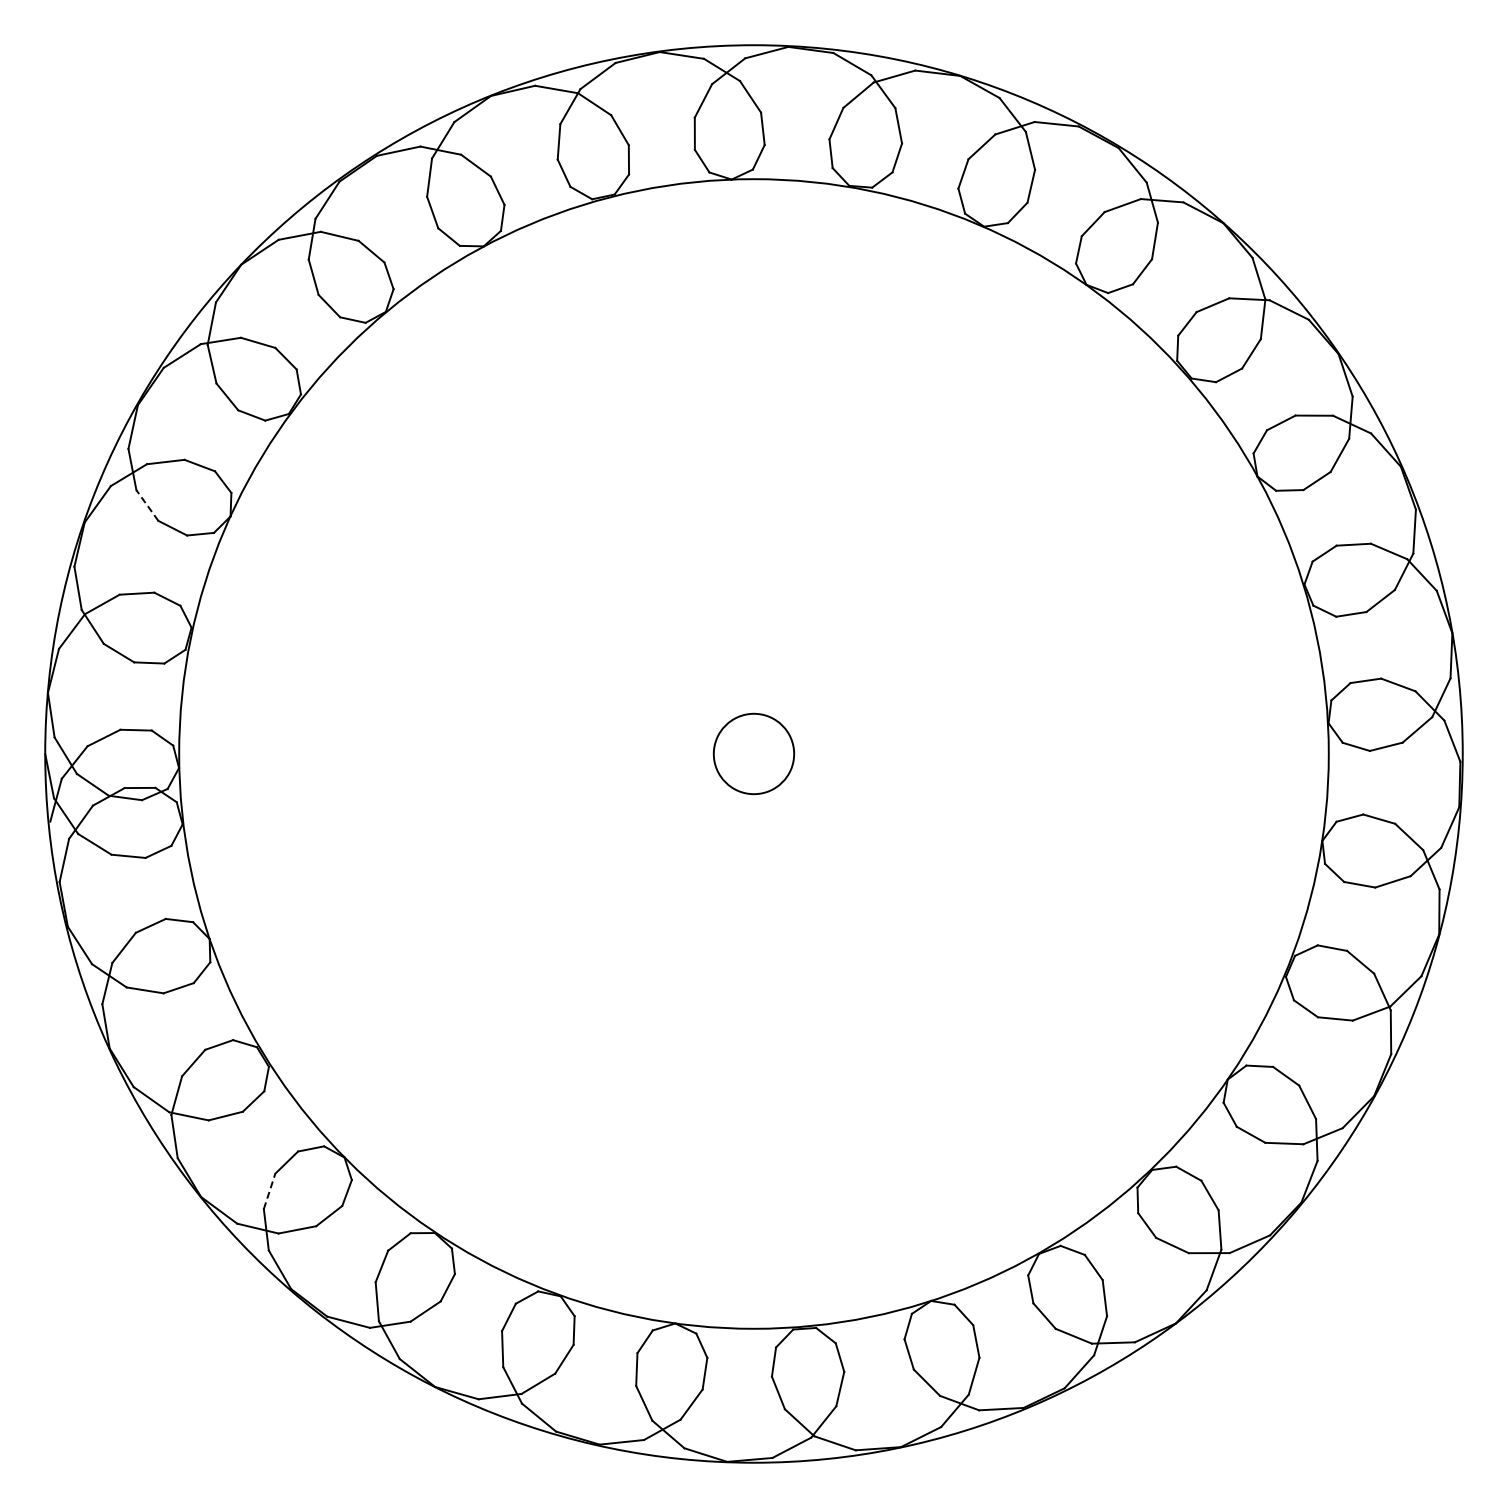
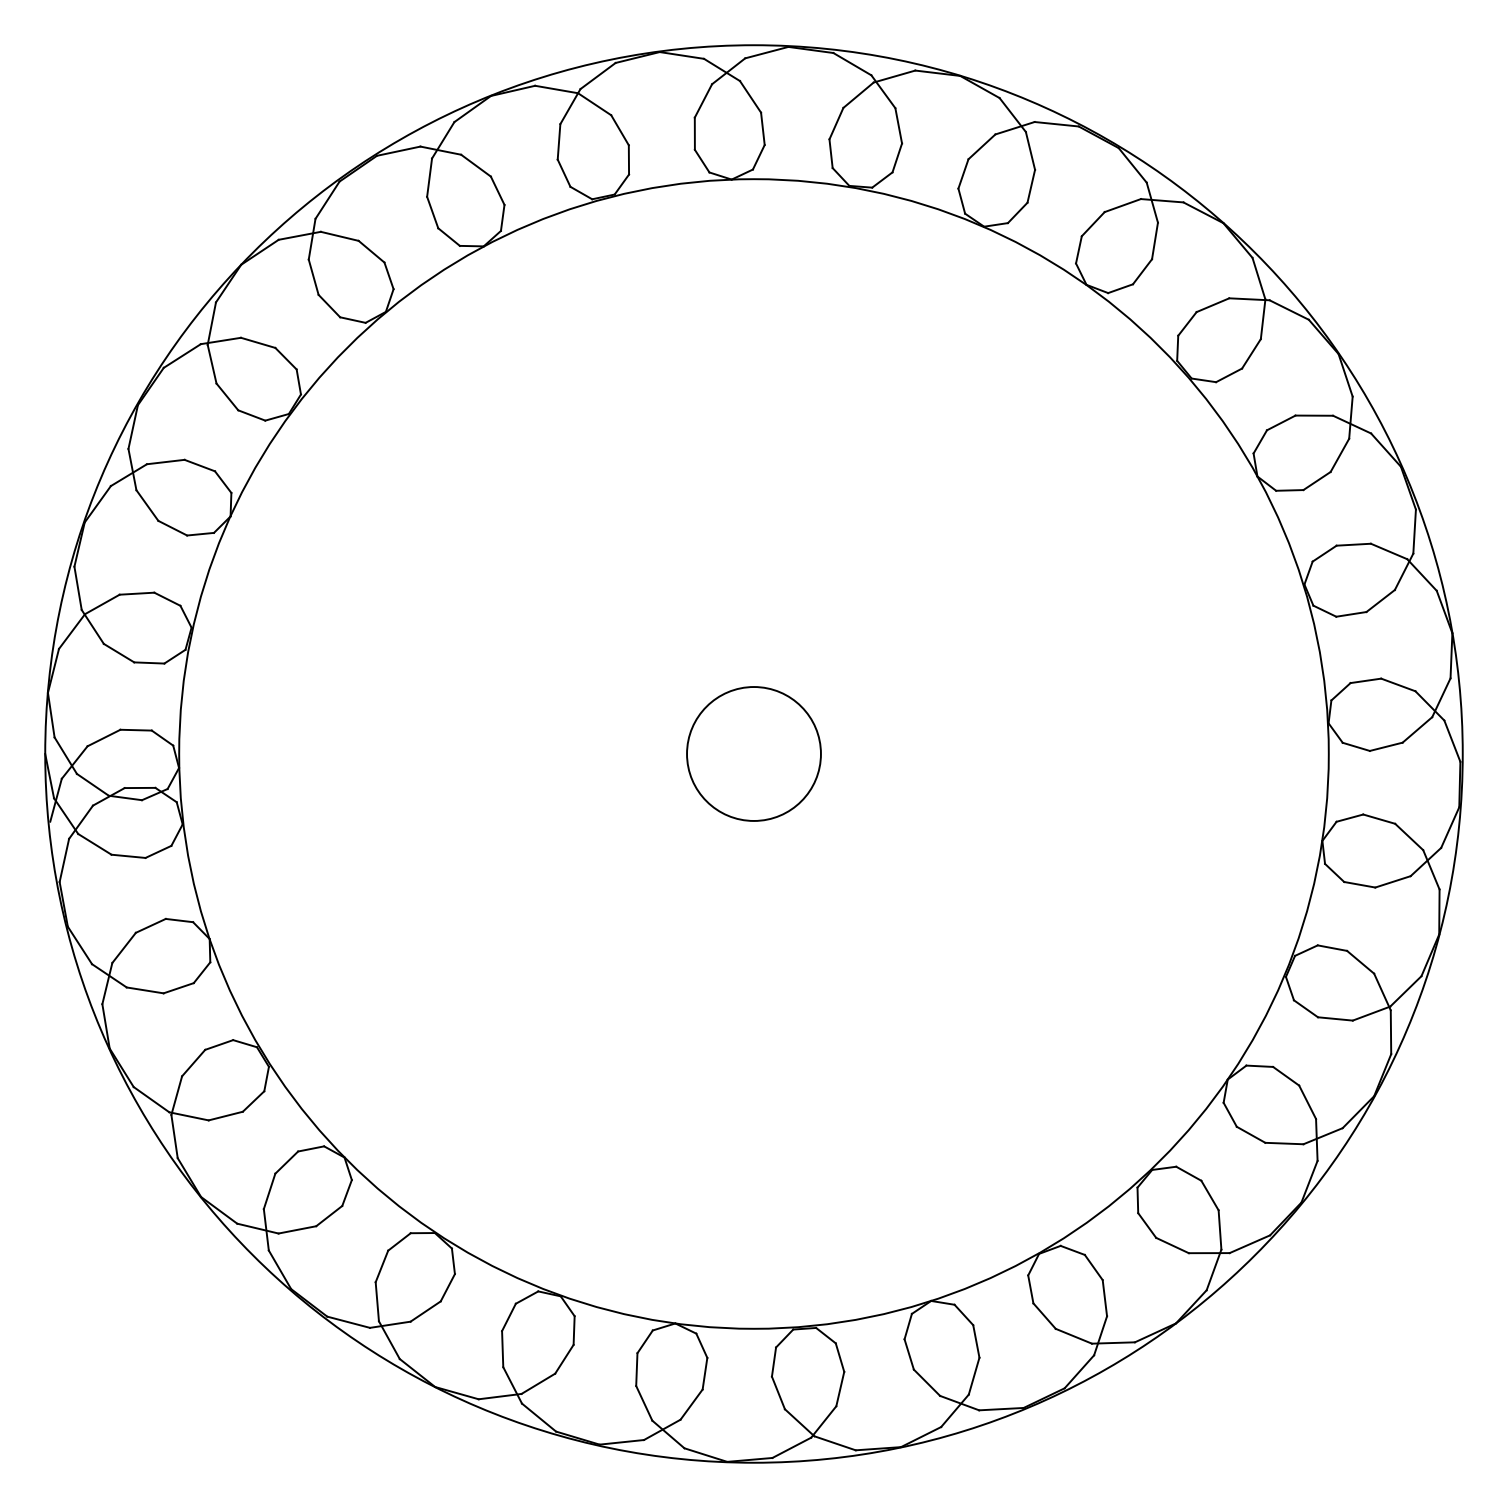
line: dashed -> solid (147, 505)
circle diameter: 80 px -> 134 px (753, 753)
line: dashed -> solid (269, 1191)
